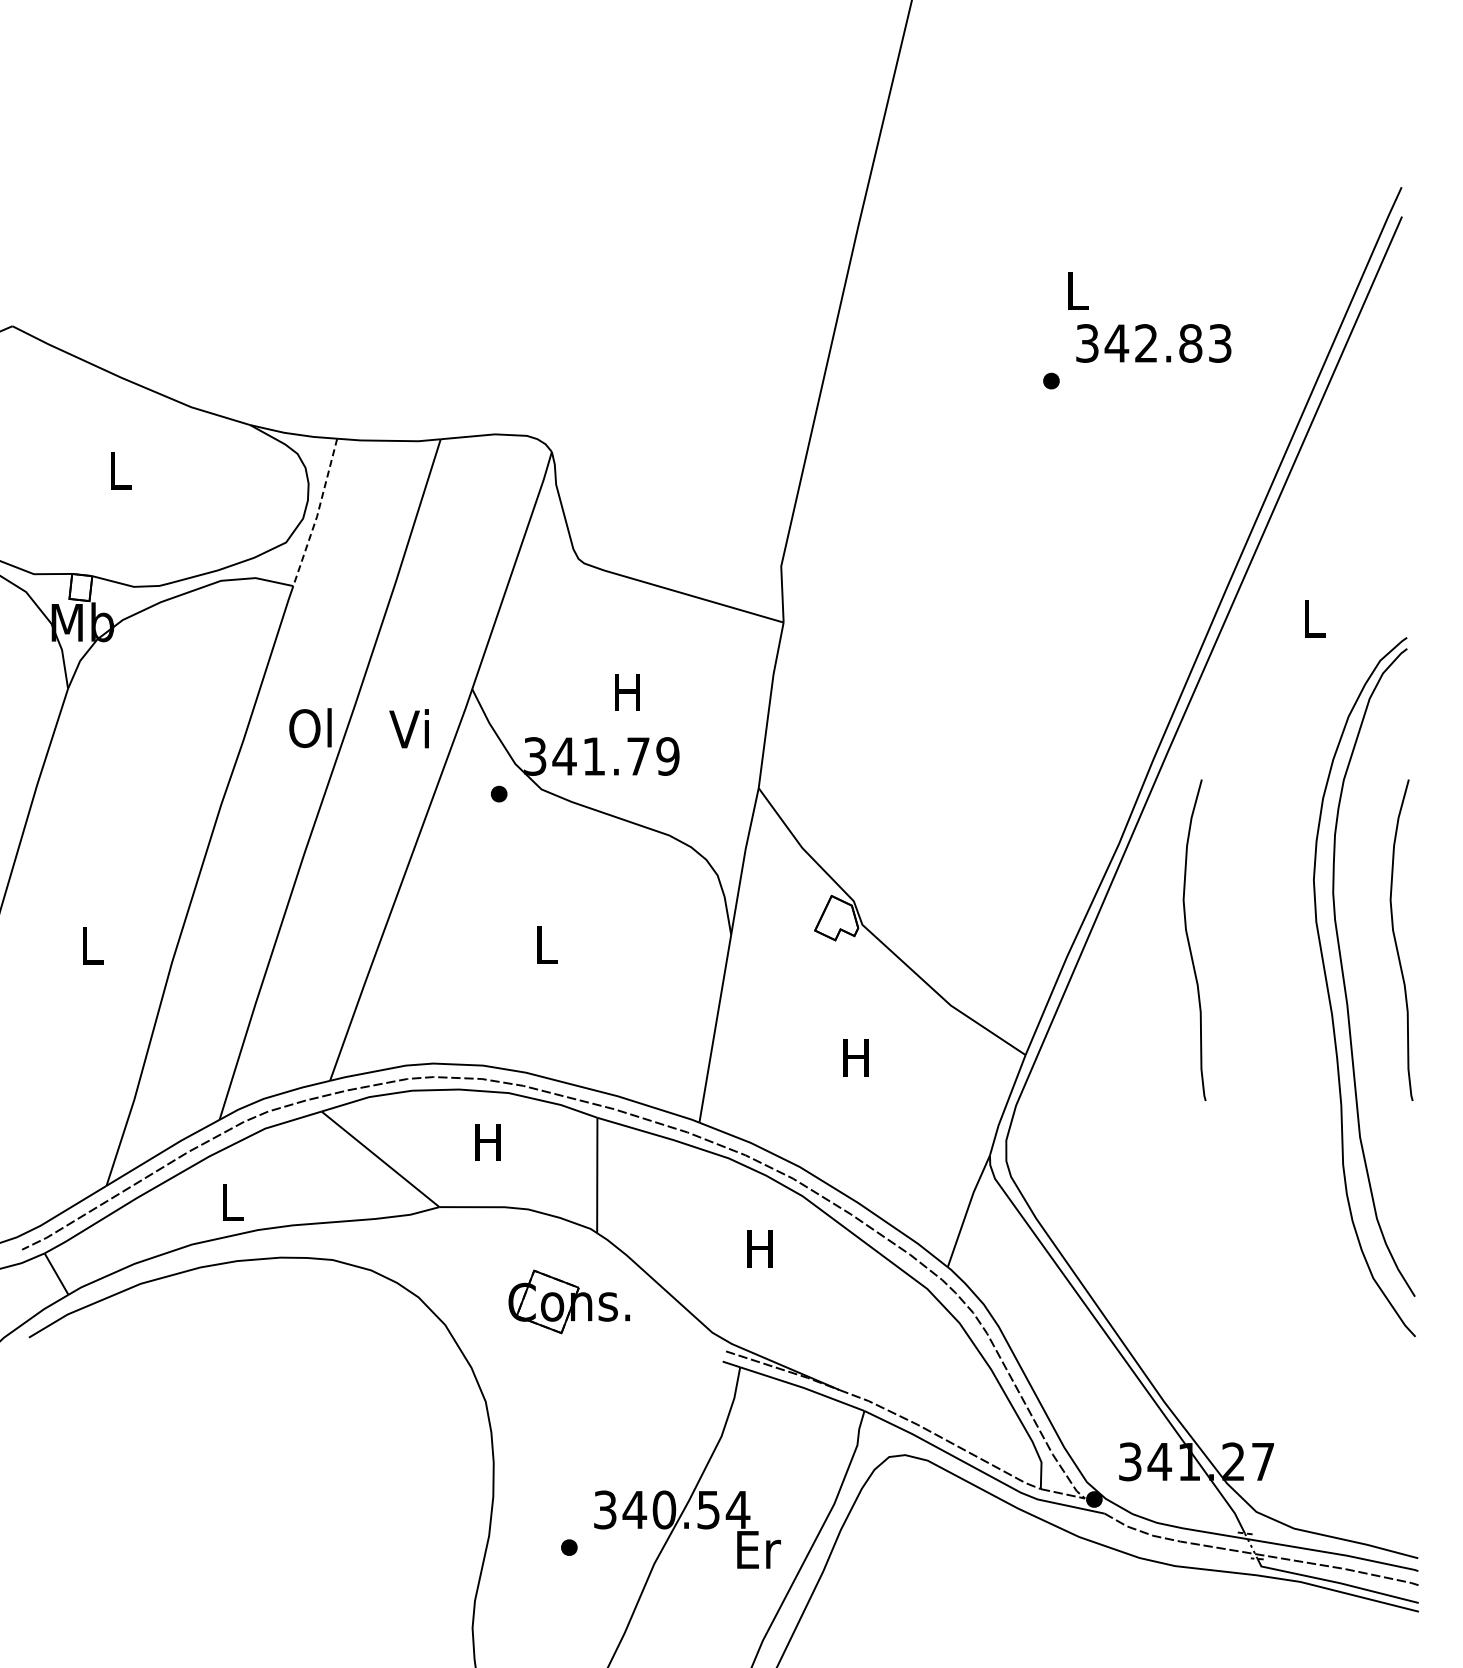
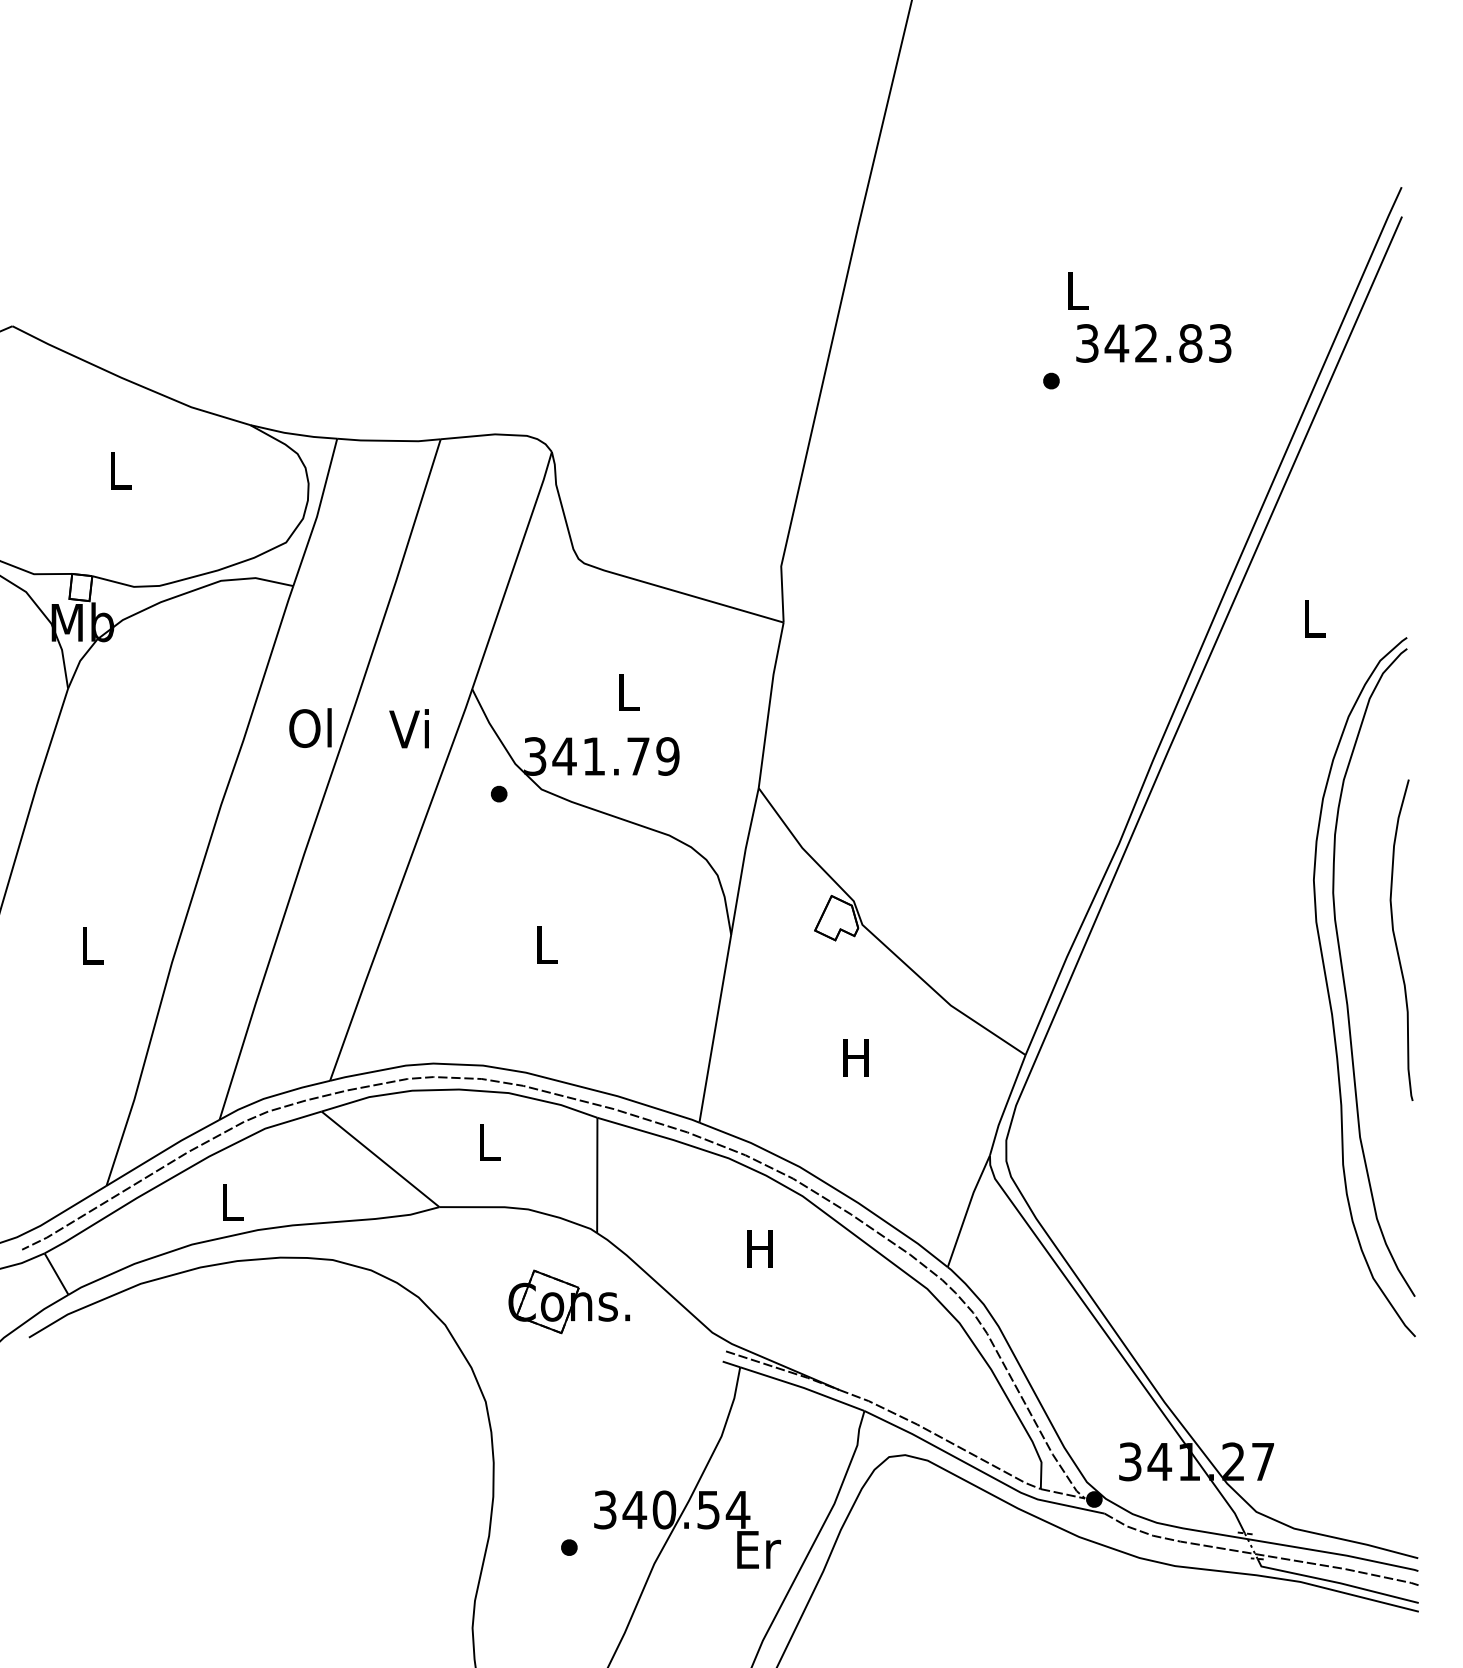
line: dashed -> solid (317, 513)
text: H -> L (627, 692)
curve: present -> none (1189, 940)
text: H -> L (487, 1142)
